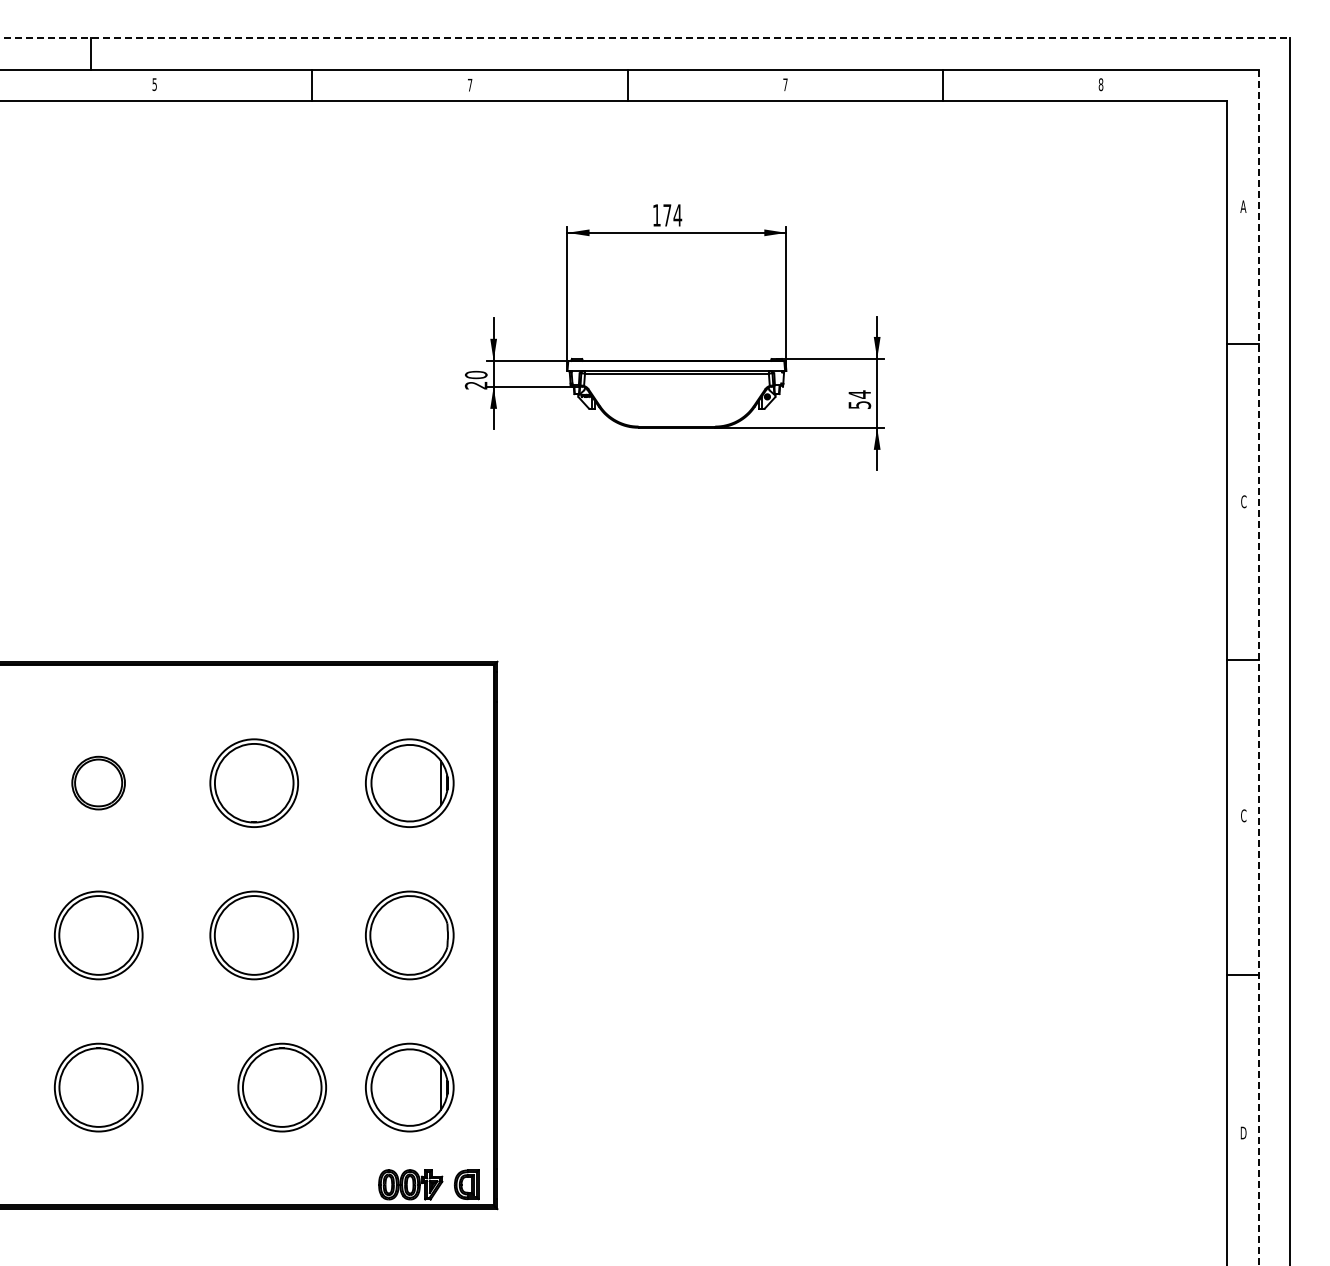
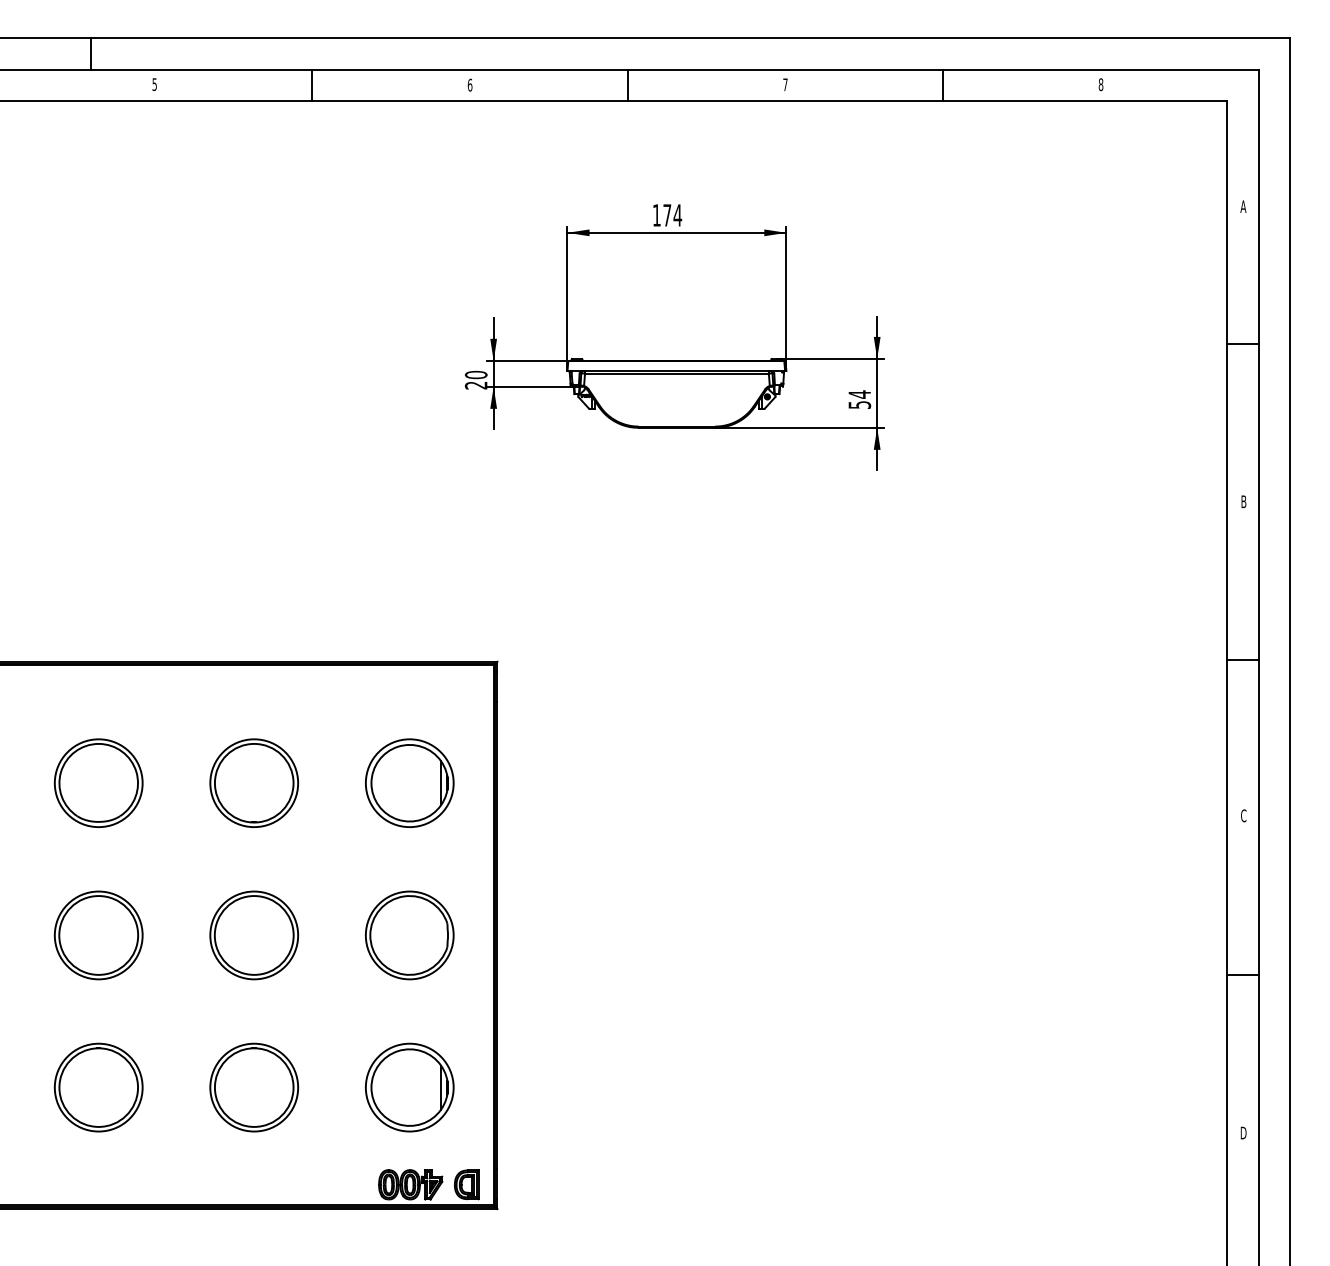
line: dashed -> solid (645, 38)
text: 7 -> 6 (469, 84)
text: C -> B (1243, 501)
line: dashed -> solid (1258, 667)
part size: 55x56 px -> 91x90 px (98, 782)
part position: (281, 1087) -> (253, 1087) (253, 1087)
